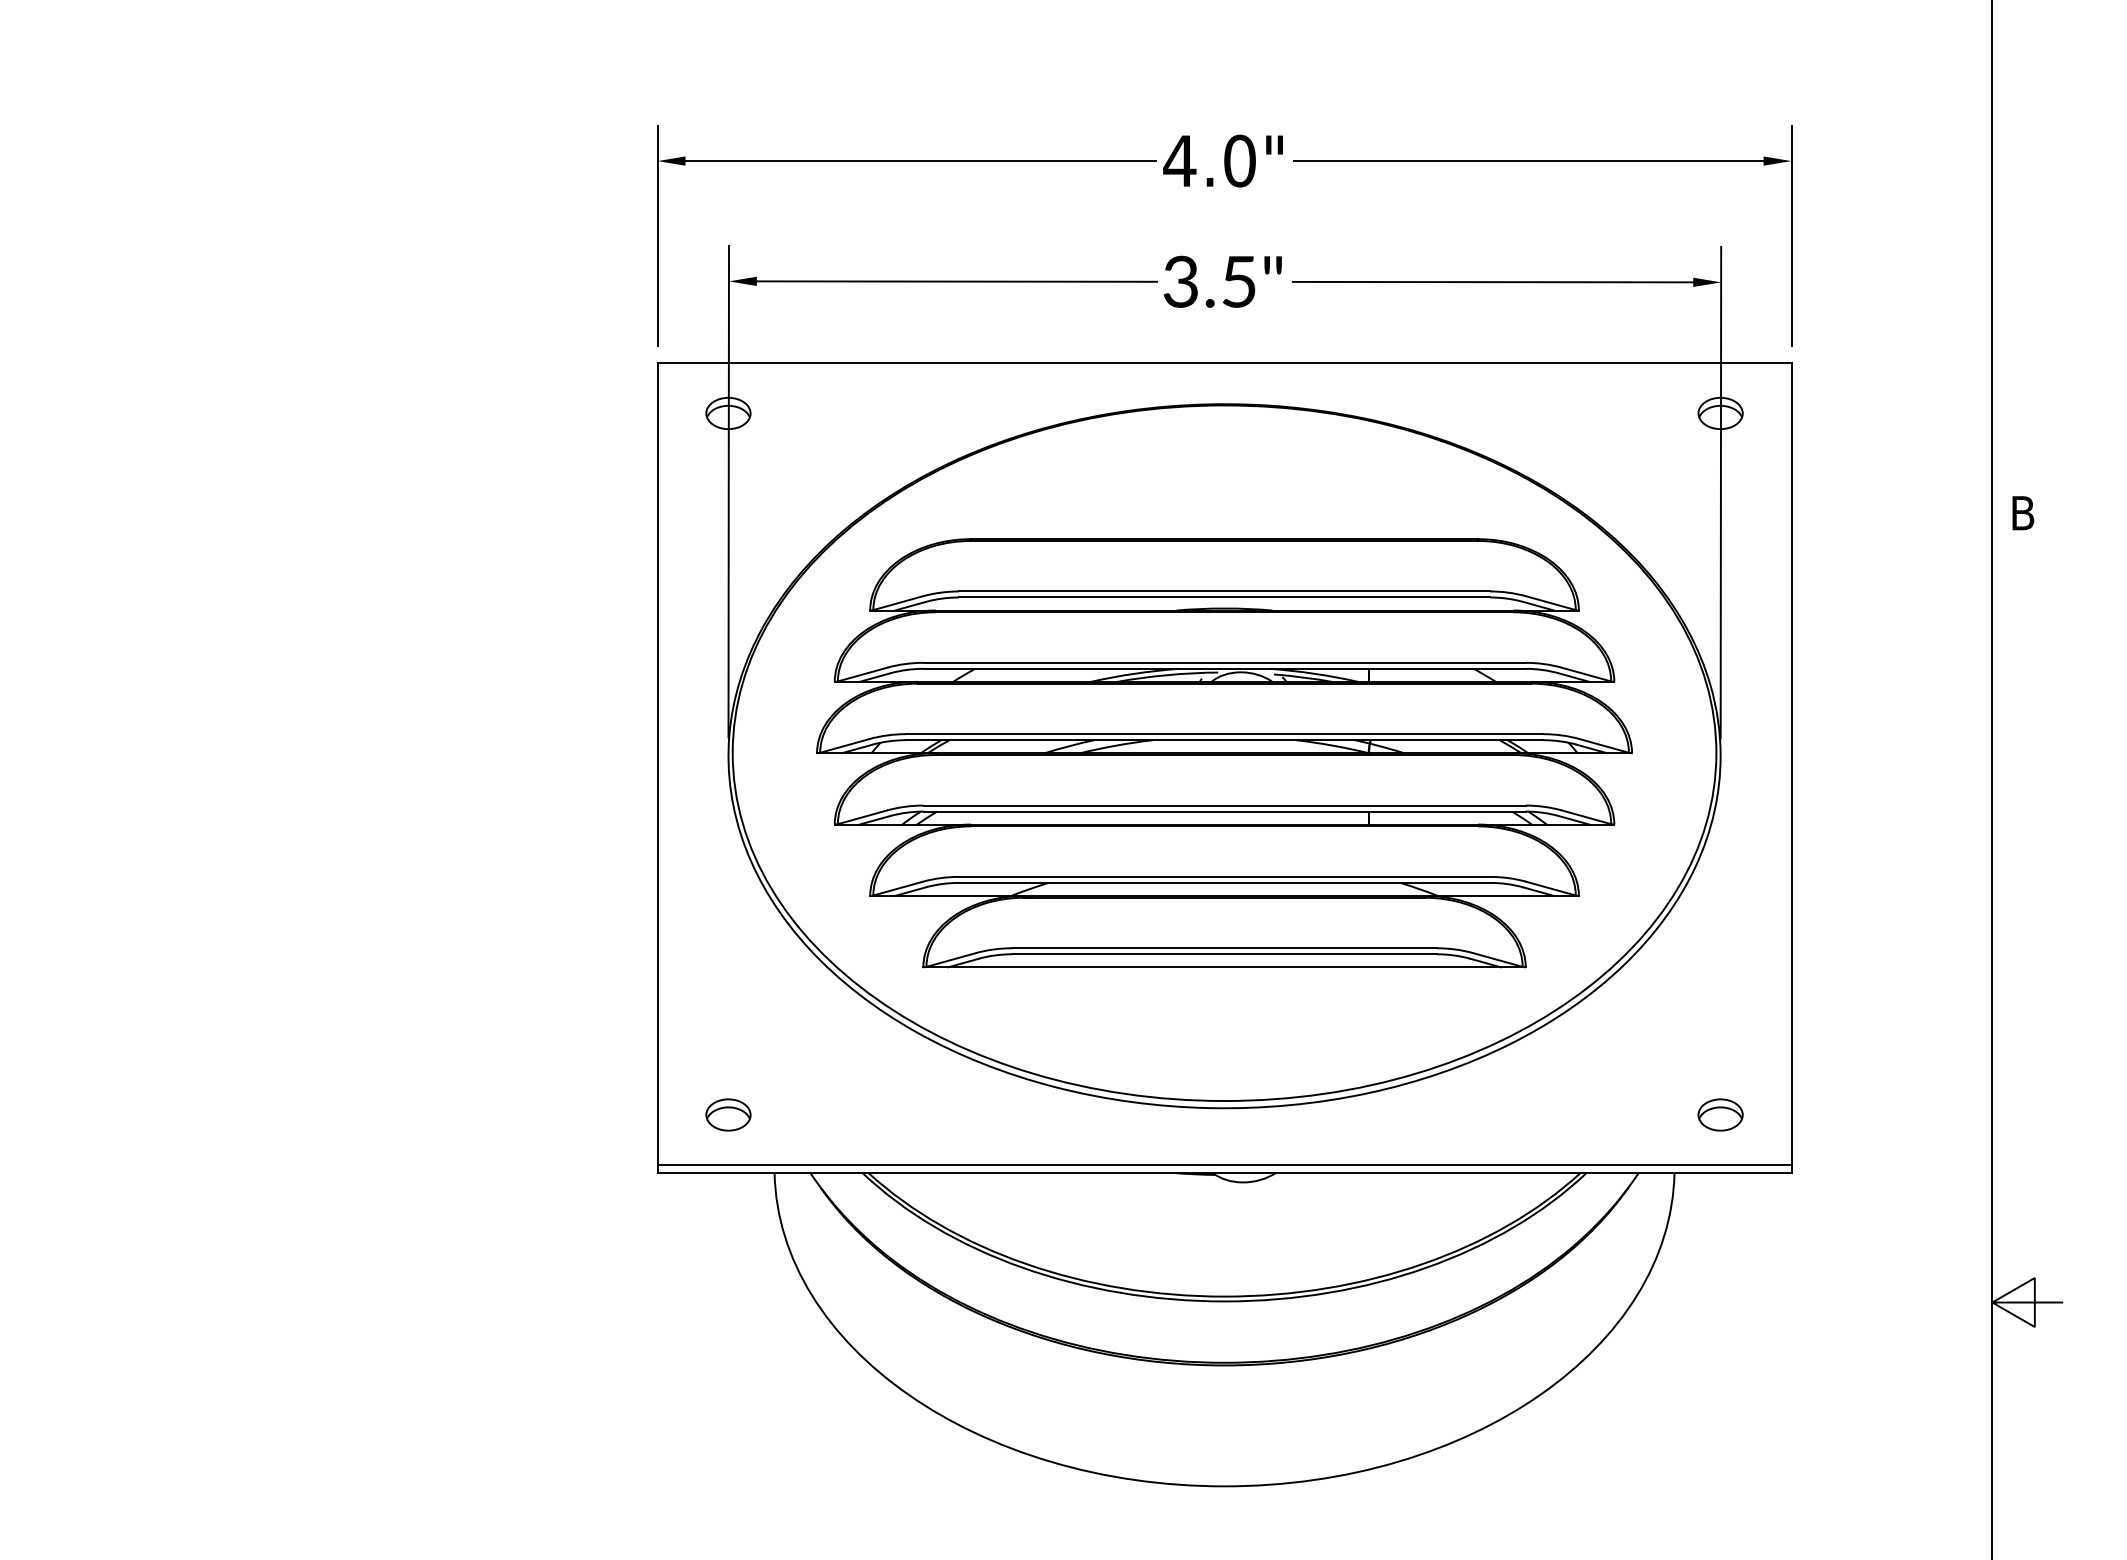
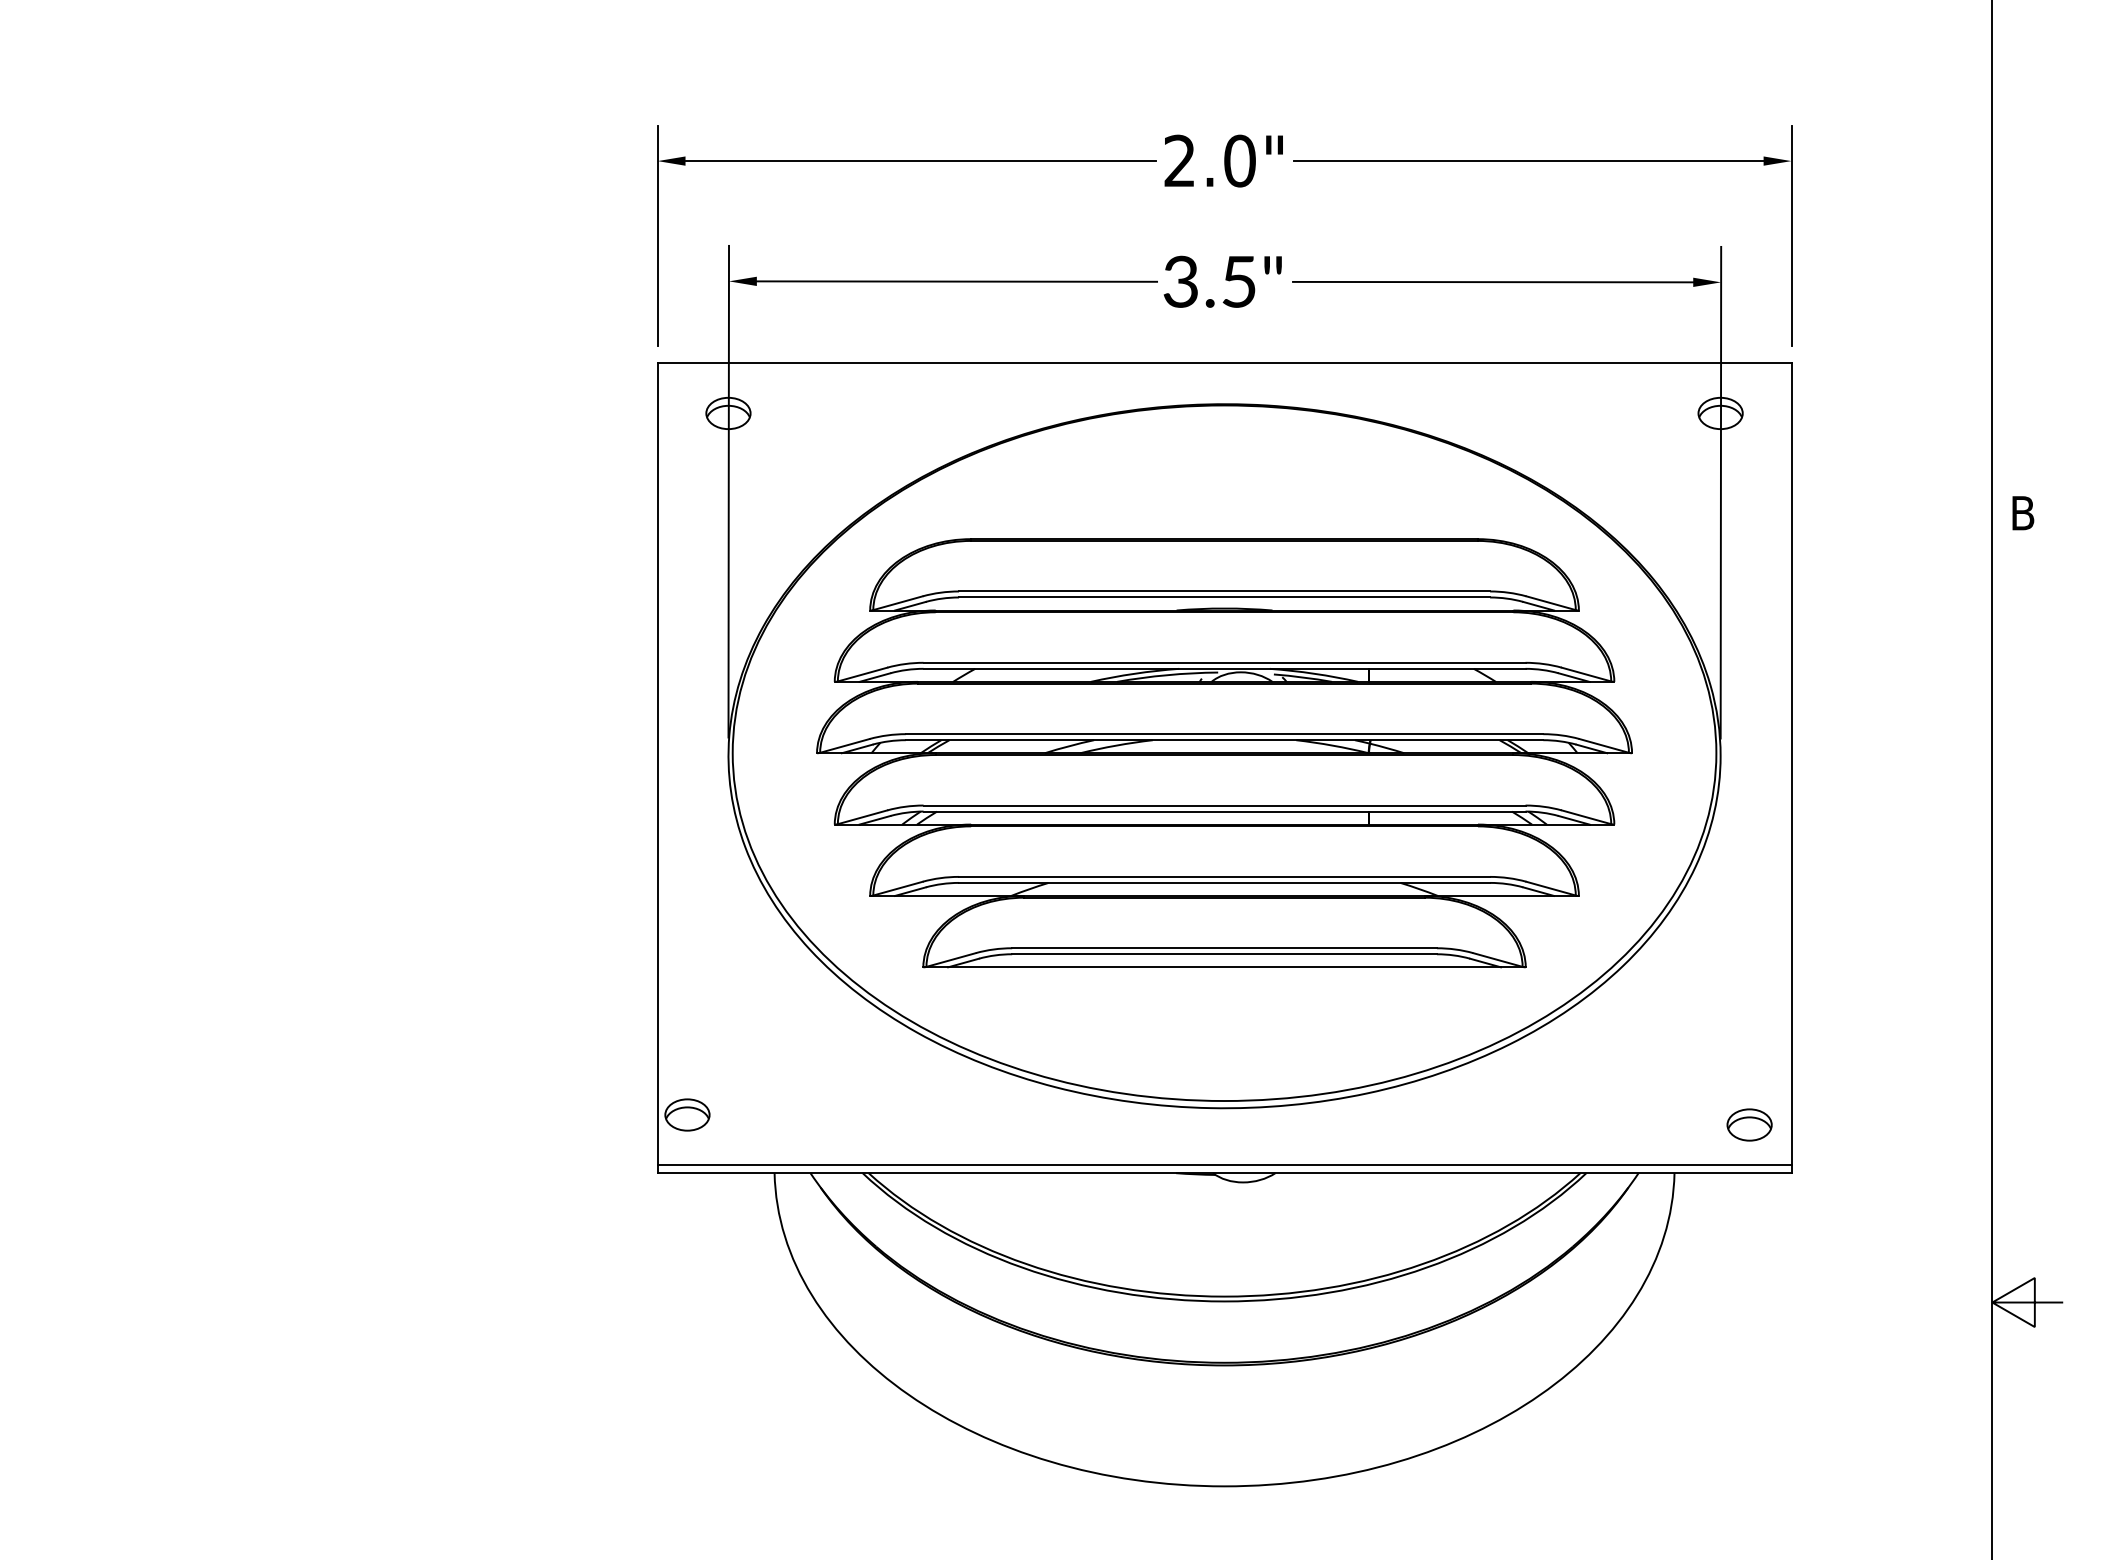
text: 4.0" -> 2.0" (1179, 160)
part position: (728, 1114) -> (687, 1114) (687, 1114)
part position: (1720, 1114) -> (1749, 1124) (1749, 1124)
